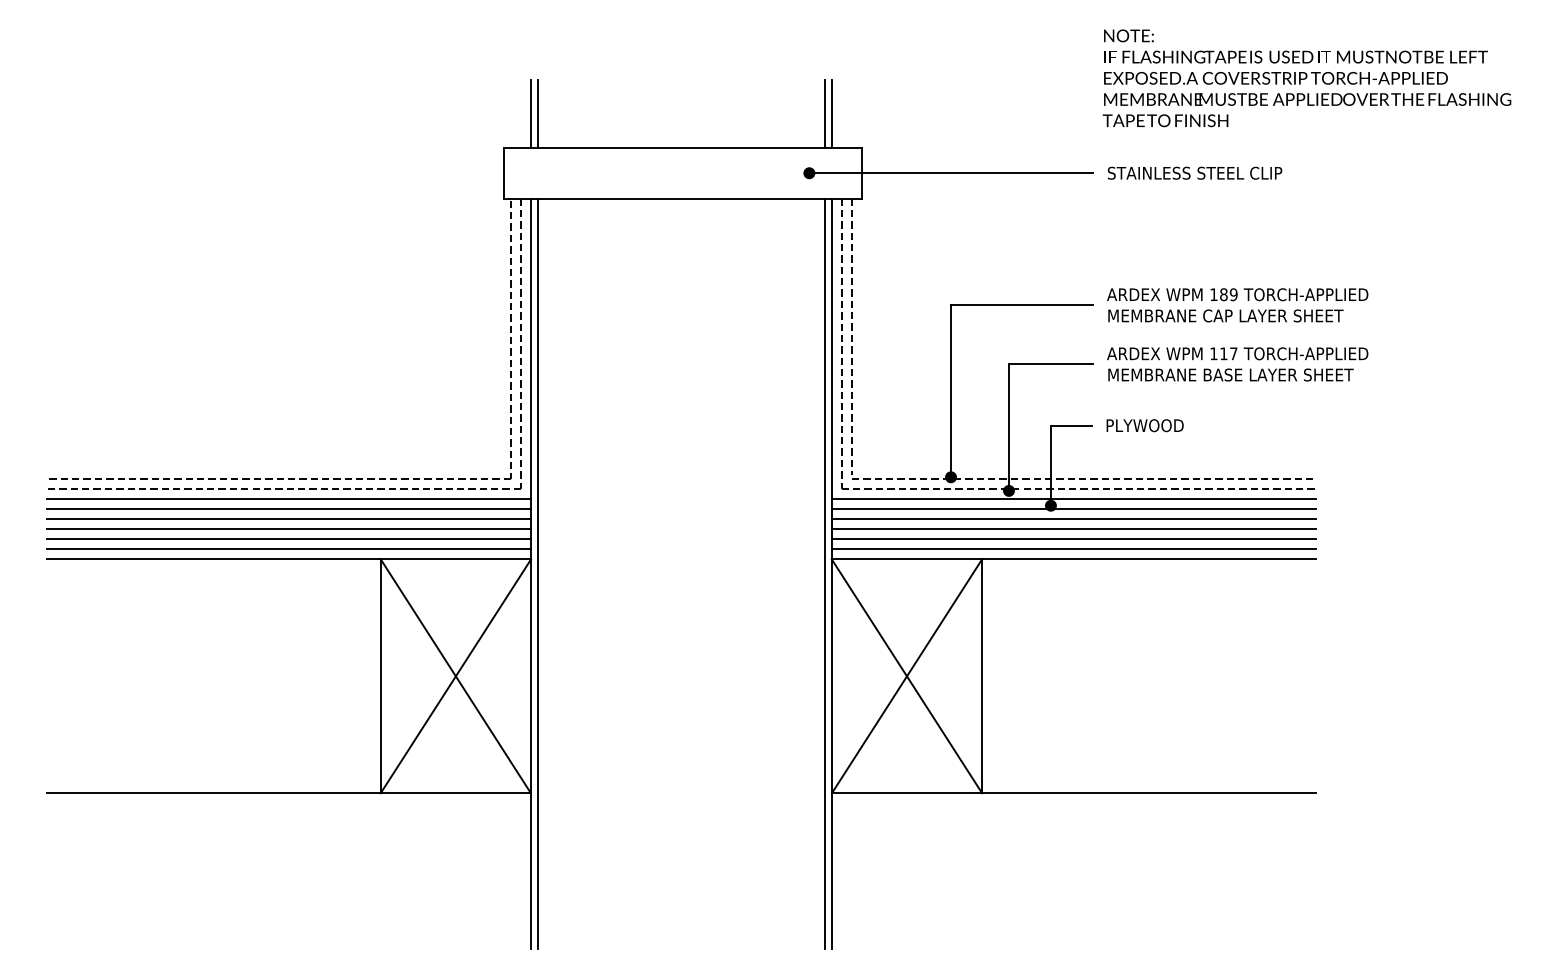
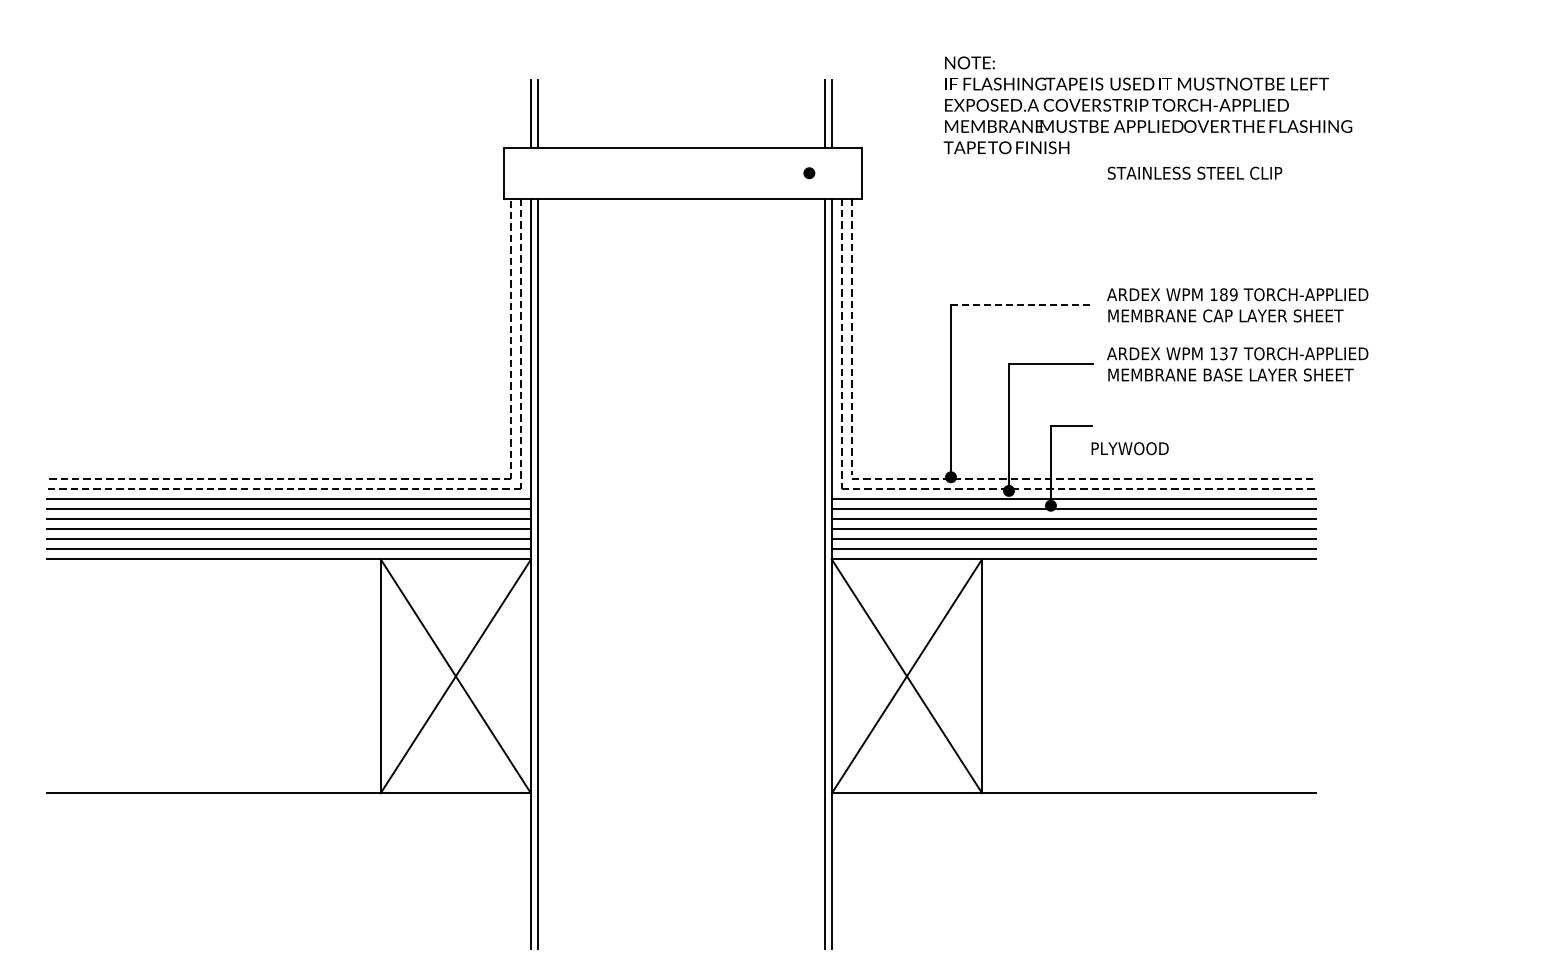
text position: (1306, 78) -> (1147, 105) (1147, 105)
line: present -> none (951, 173)
line: solid -> dashed (1022, 305)
text: 117 -> 137 (1223, 353)
text position: (1144, 425) -> (1129, 448) (1129, 448)
